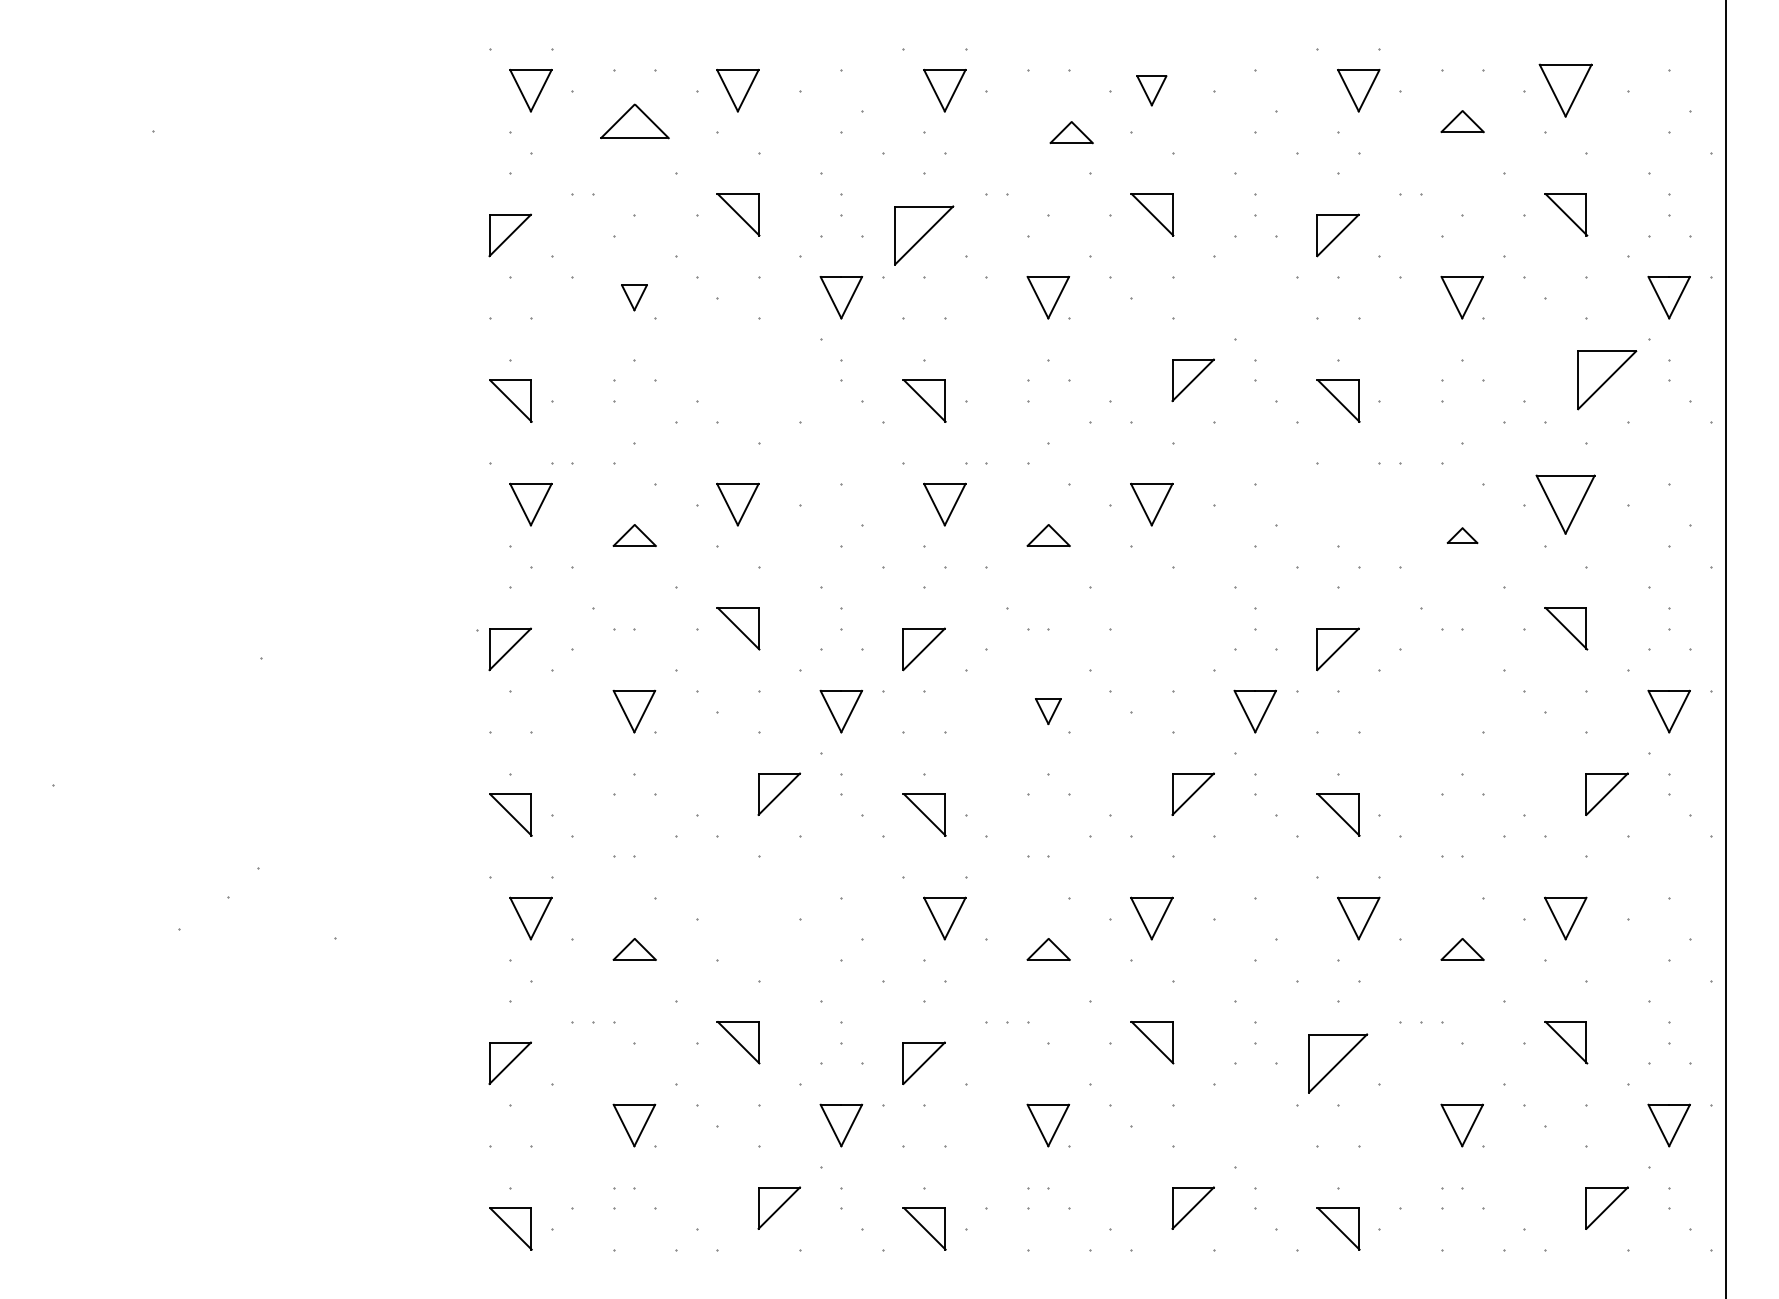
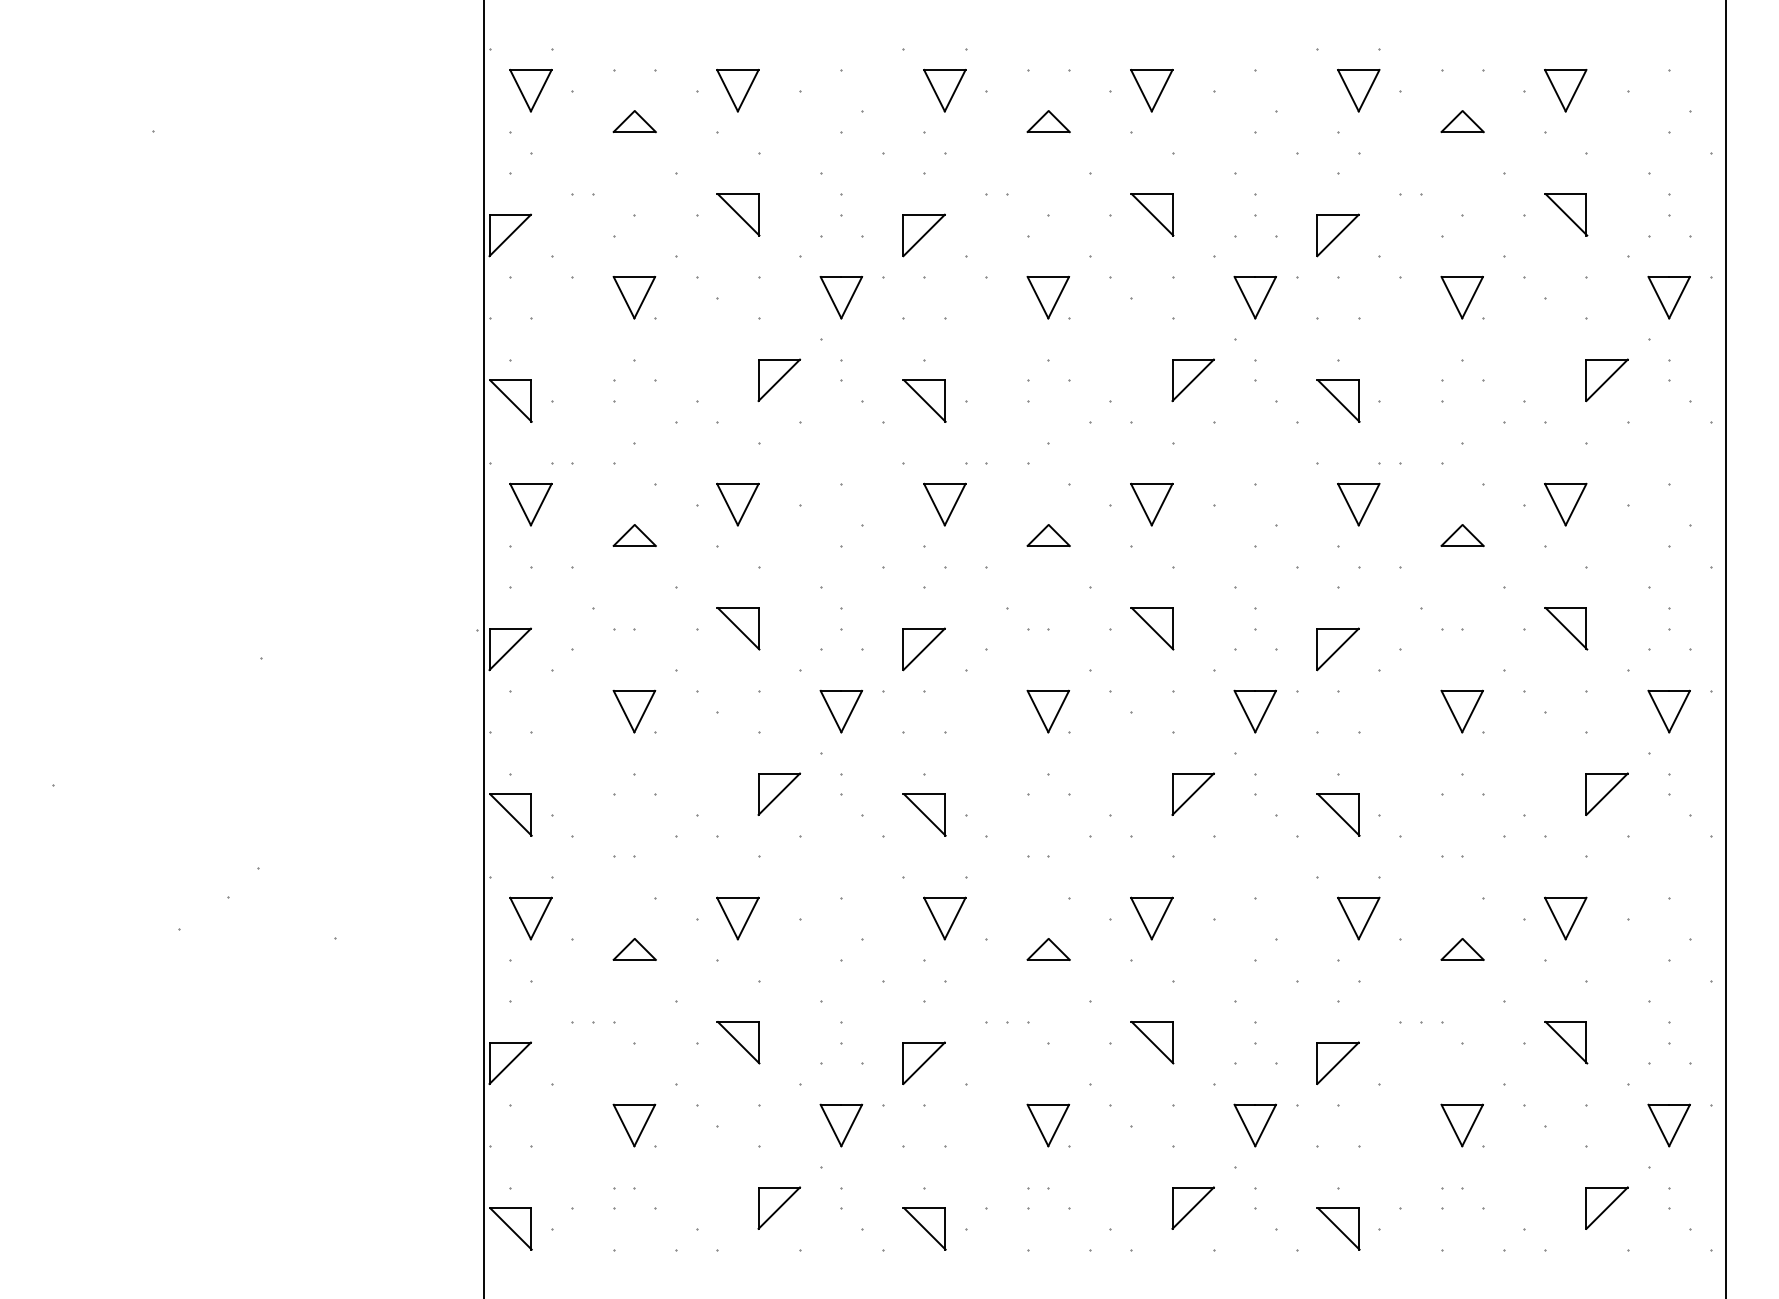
part size: 32x32 px -> 44x44 px (1151, 90)
part size: 55x55 px -> 44x44 px (1565, 90)
part size: 70x37 px -> 45x24 px (634, 121)
part position: (1071, 132) -> (1048, 121) (1048, 121)
part size: 61x61 px -> 44x45 px (923, 235)
part size: 27x28 px -> 45x44 px (634, 297)
part: none -> present (1254, 297)
part: none -> present (779, 380)
part size: 61x61 px -> 44x45 px (1606, 380)
part: none -> present (1358, 504)
part size: 61x61 px -> 44x45 px (1565, 504)
part size: 33x18 px -> 45x24 px (1462, 535)
part: none -> present (1152, 628)
line: none -> present (483, 648)
part size: 27x28 px -> 45x45 px (1048, 711)
part: none -> present (1461, 711)
part: none -> present (737, 918)
part size: 61x61 px -> 44x44 px (1337, 1062)
part: none -> present (1254, 1125)
